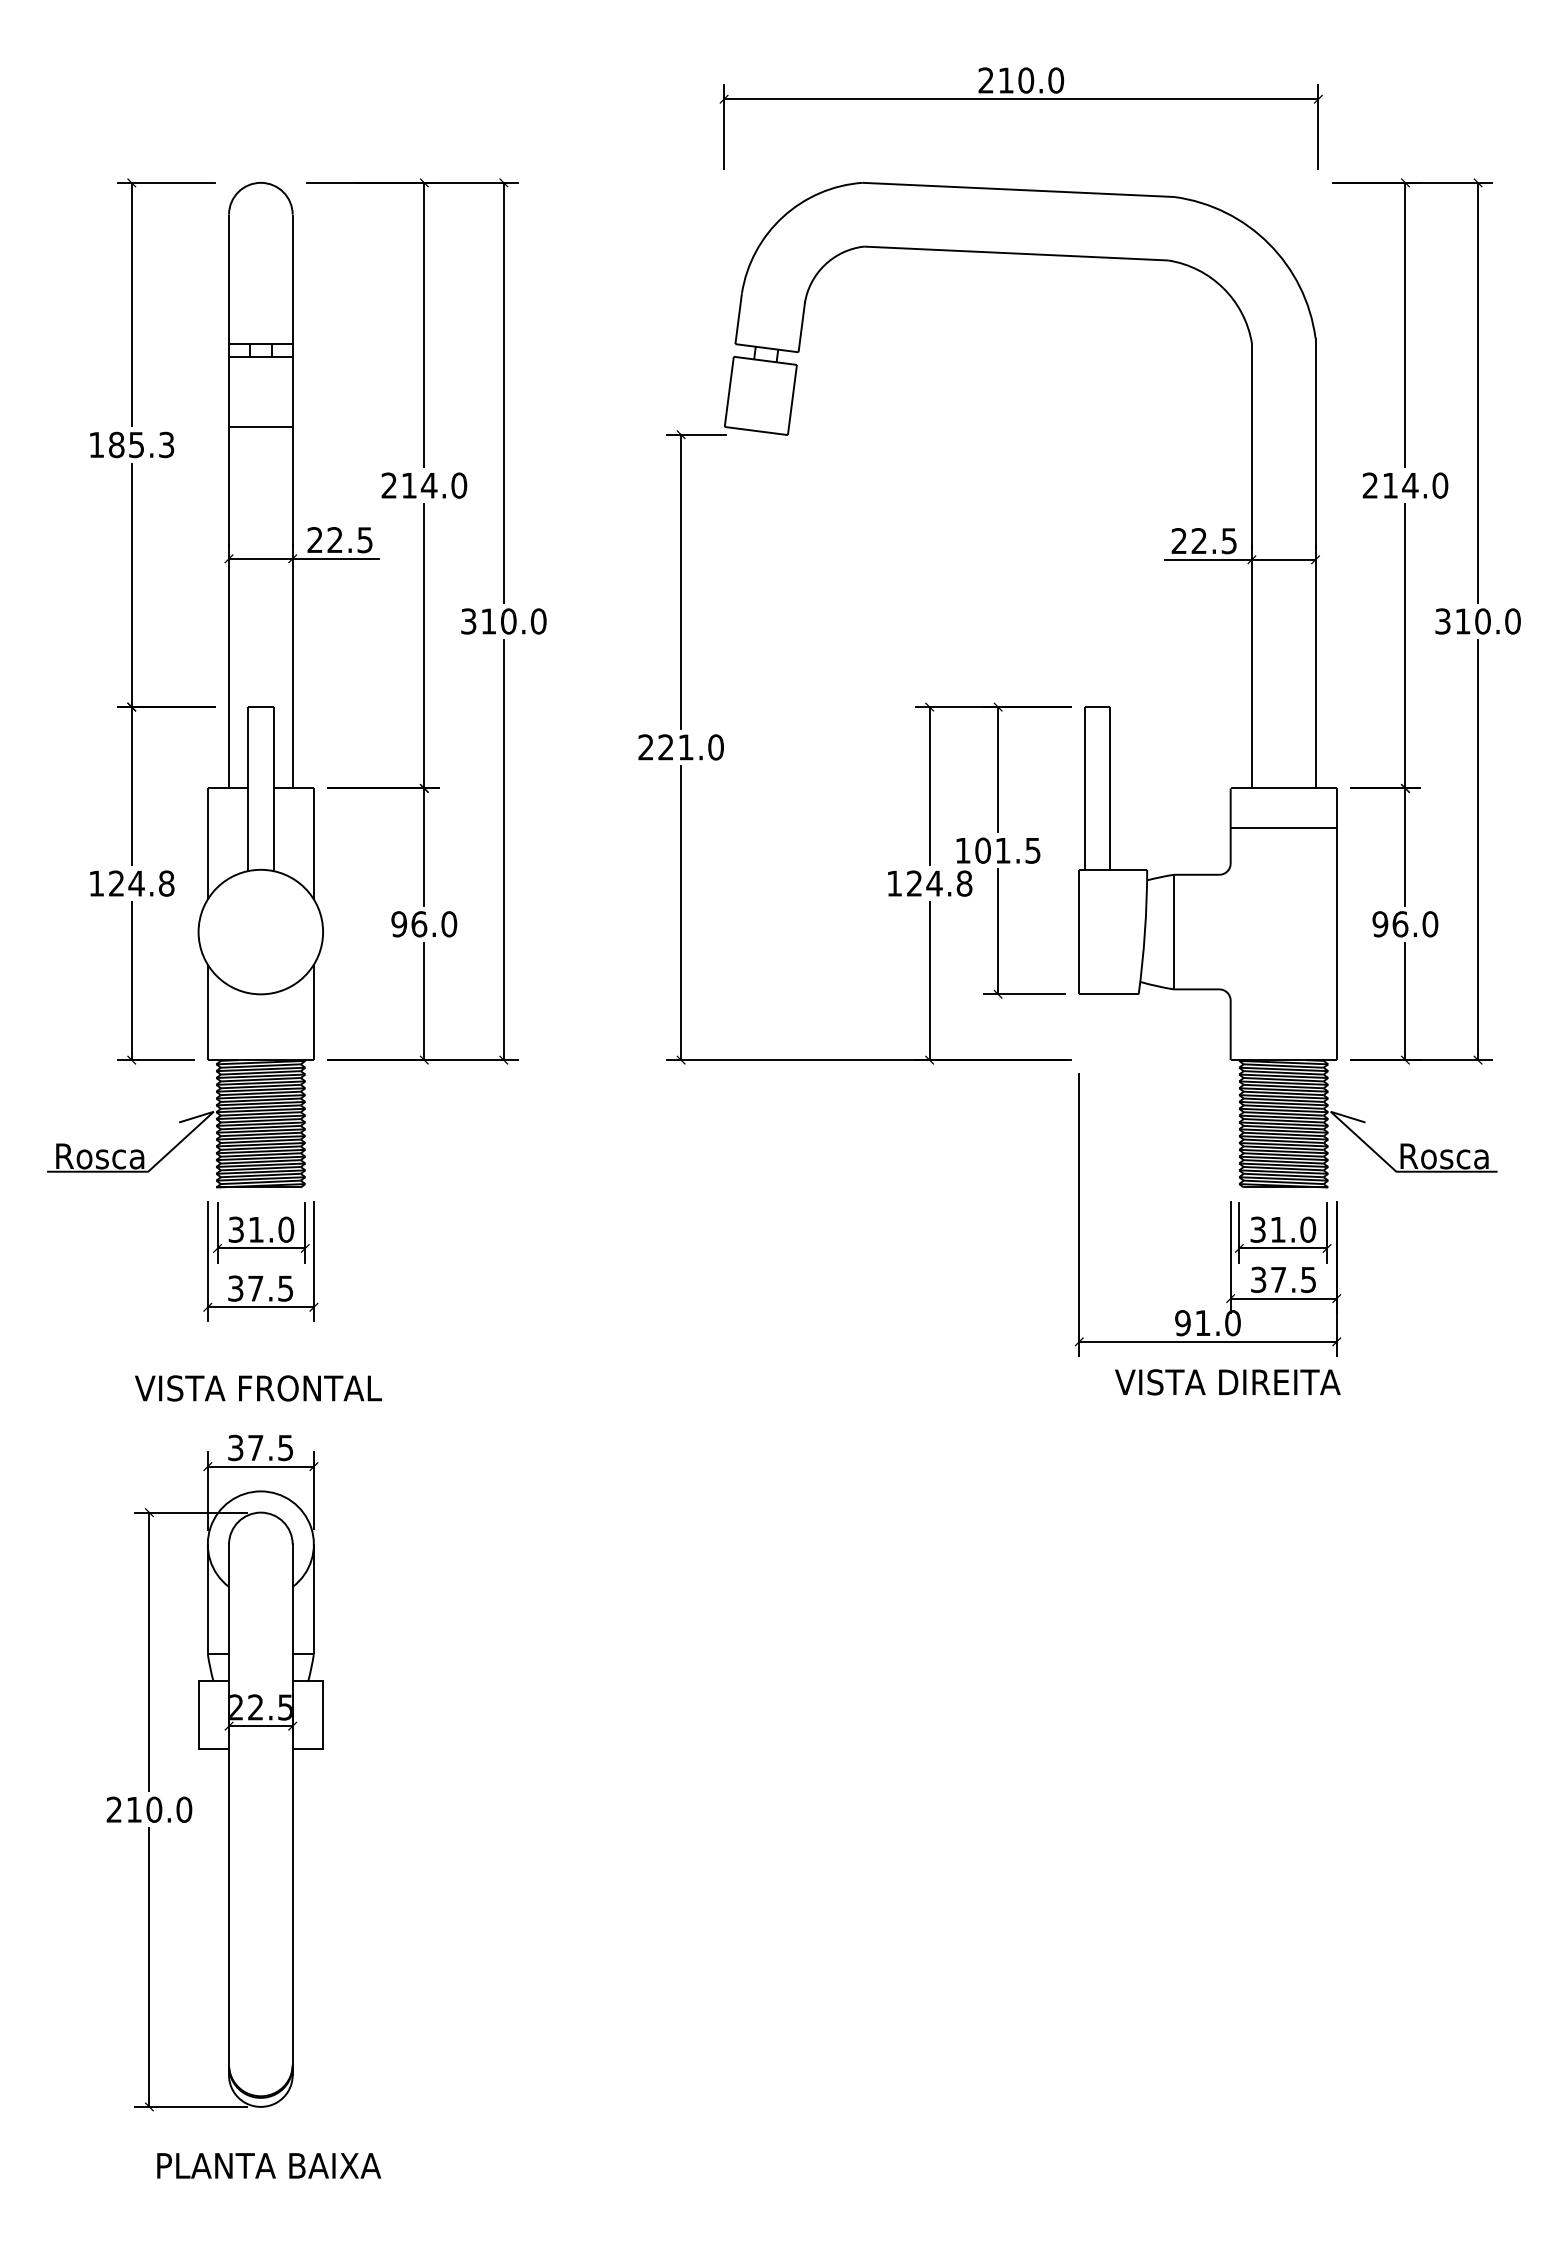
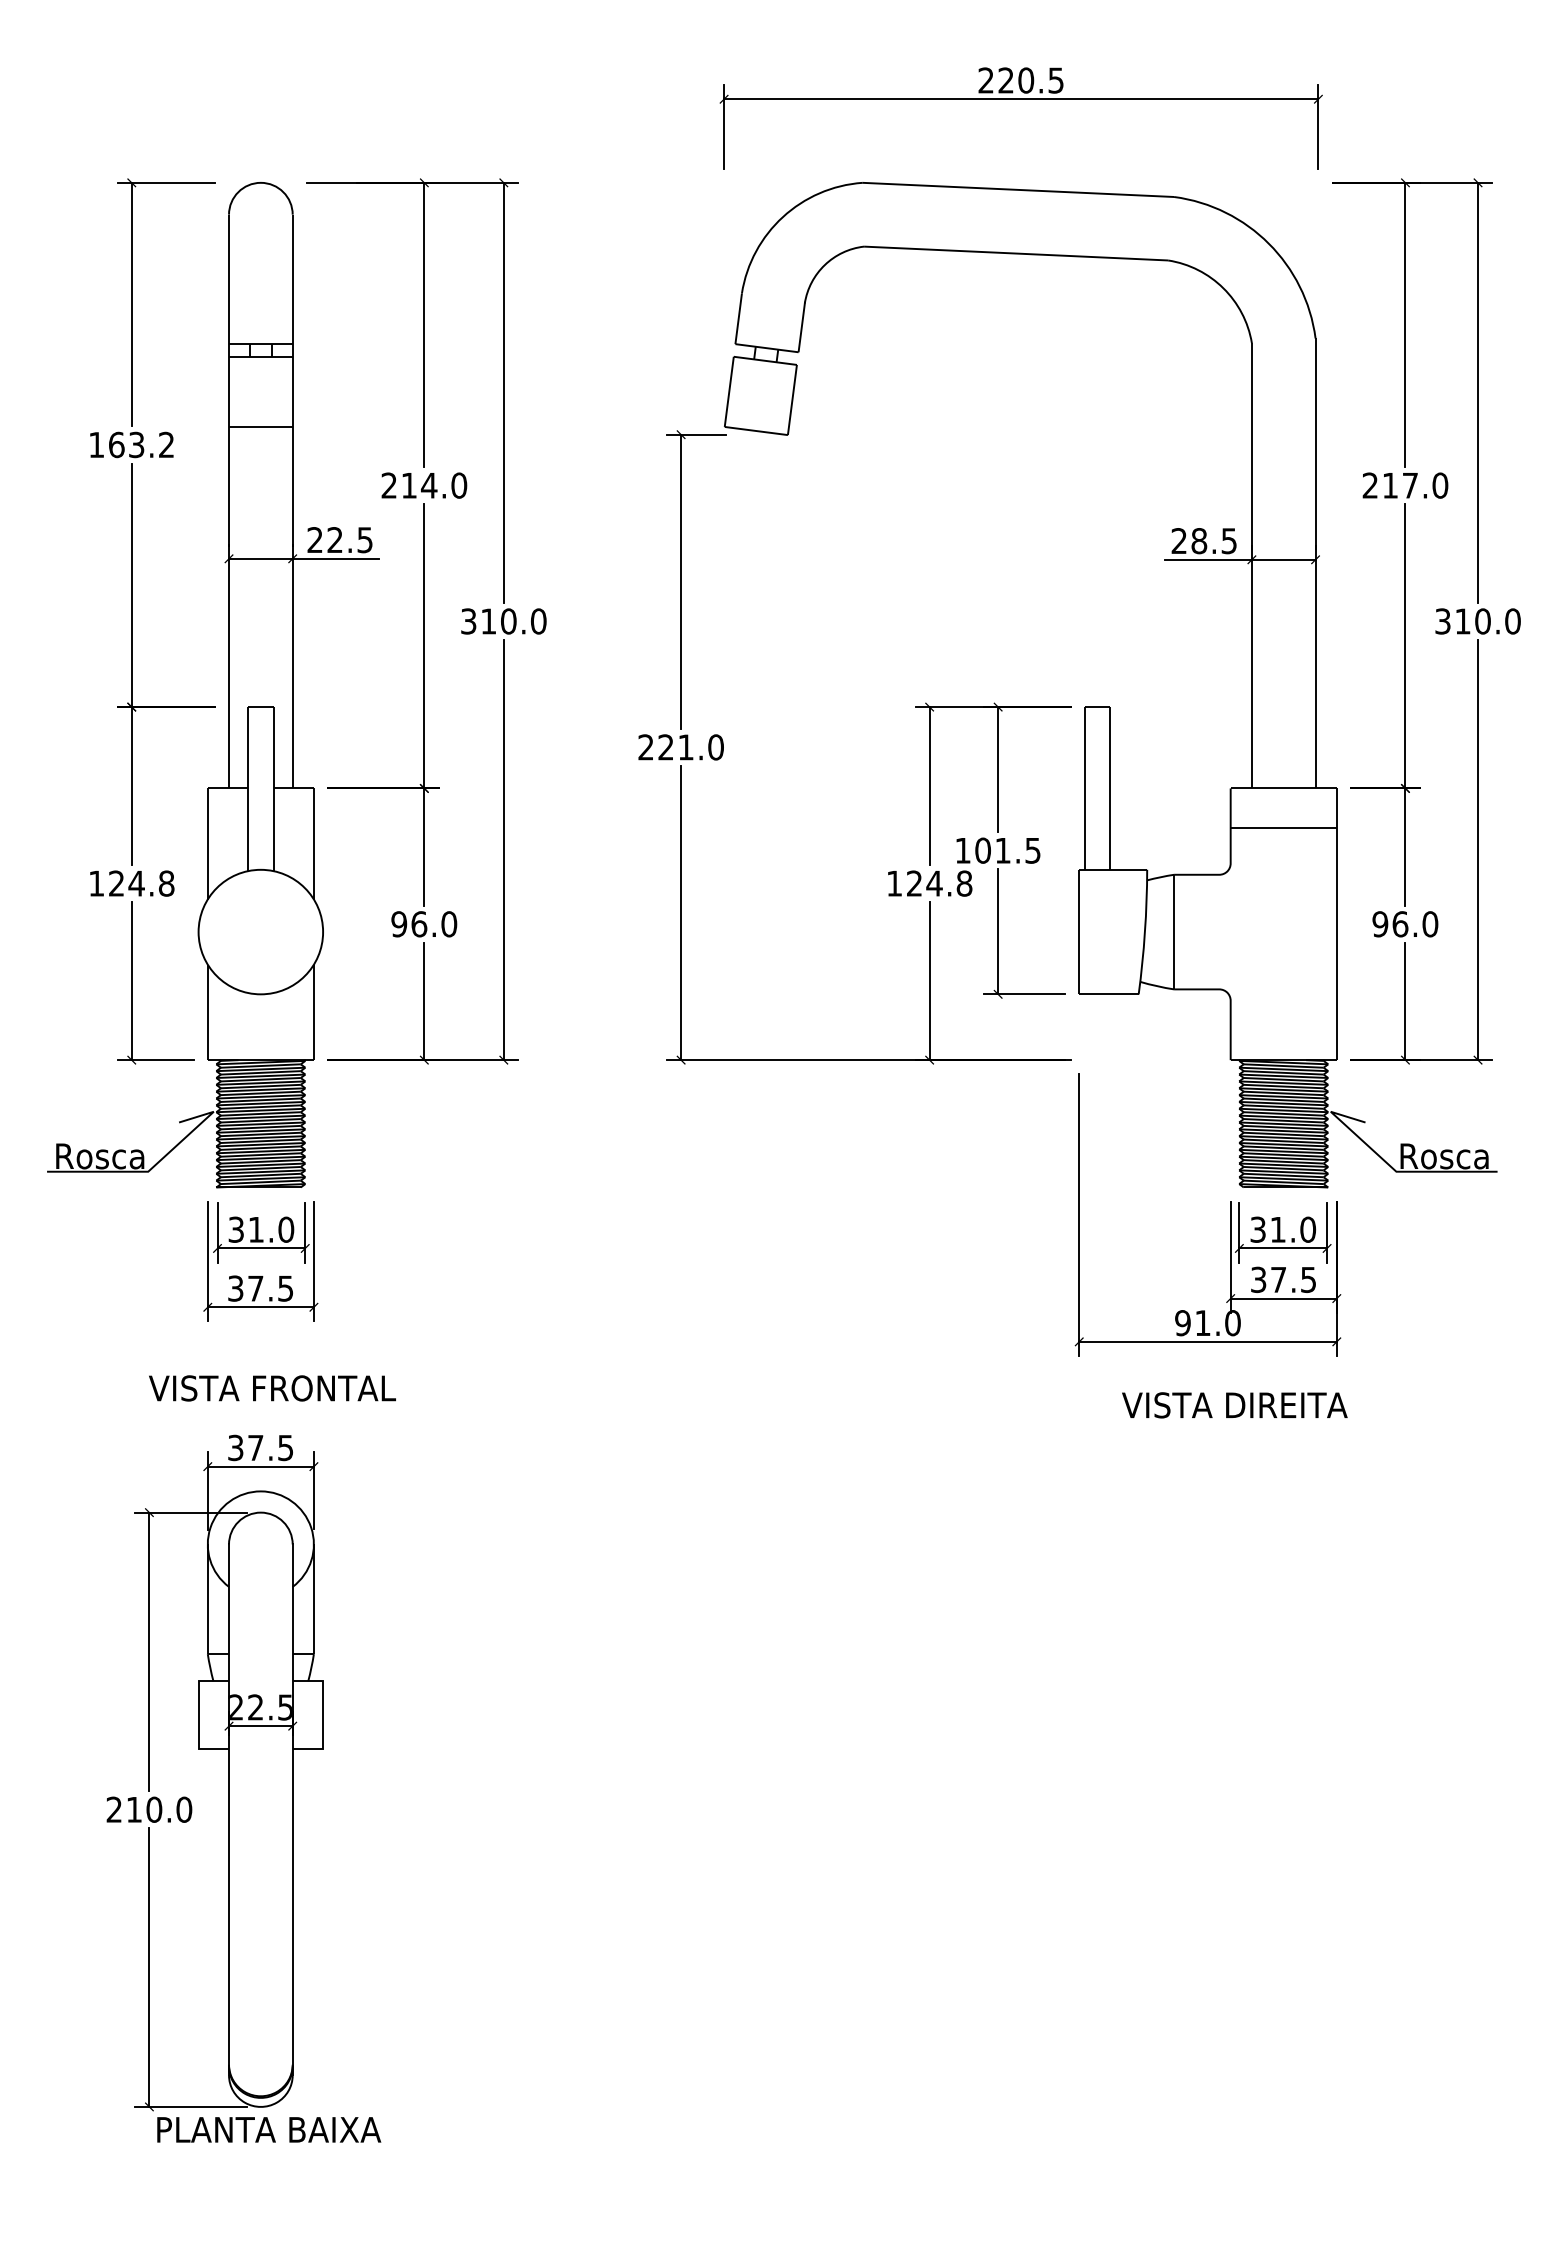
text: 210.0 -> 220.5 (1031, 80)
text: 185.3 -> 163.2 (141, 444)
text: 214.0 -> 217.0 (1410, 485)
text: 22.5 -> 28.5 (1199, 541)
text position: (1227, 1382) -> (1234, 1405) (1234, 1405)
text position: (258, 1388) -> (272, 1388) (272, 1388)
text position: (269, 2165) -> (269, 2129) (269, 2129)
